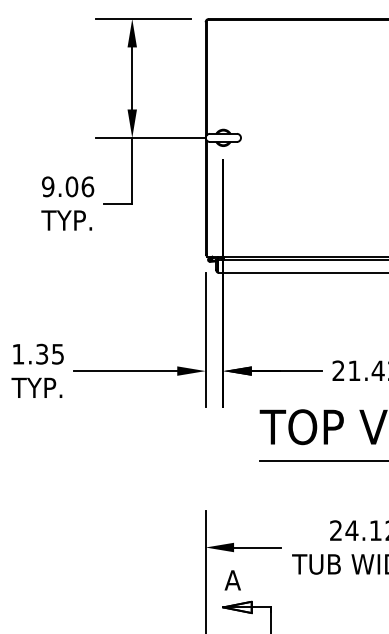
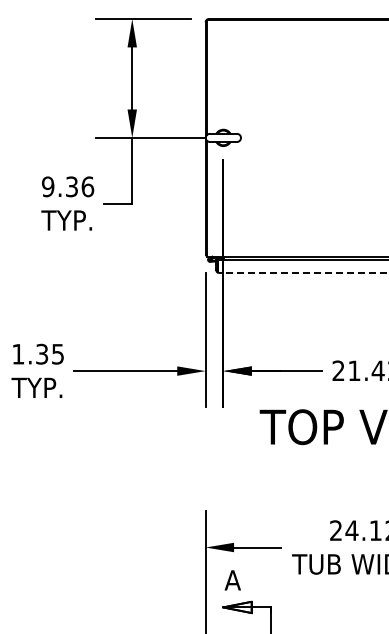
text: 9.06 -> 9.36 (71, 186)
line: solid -> dashed (303, 272)
line: present -> none (322, 461)
